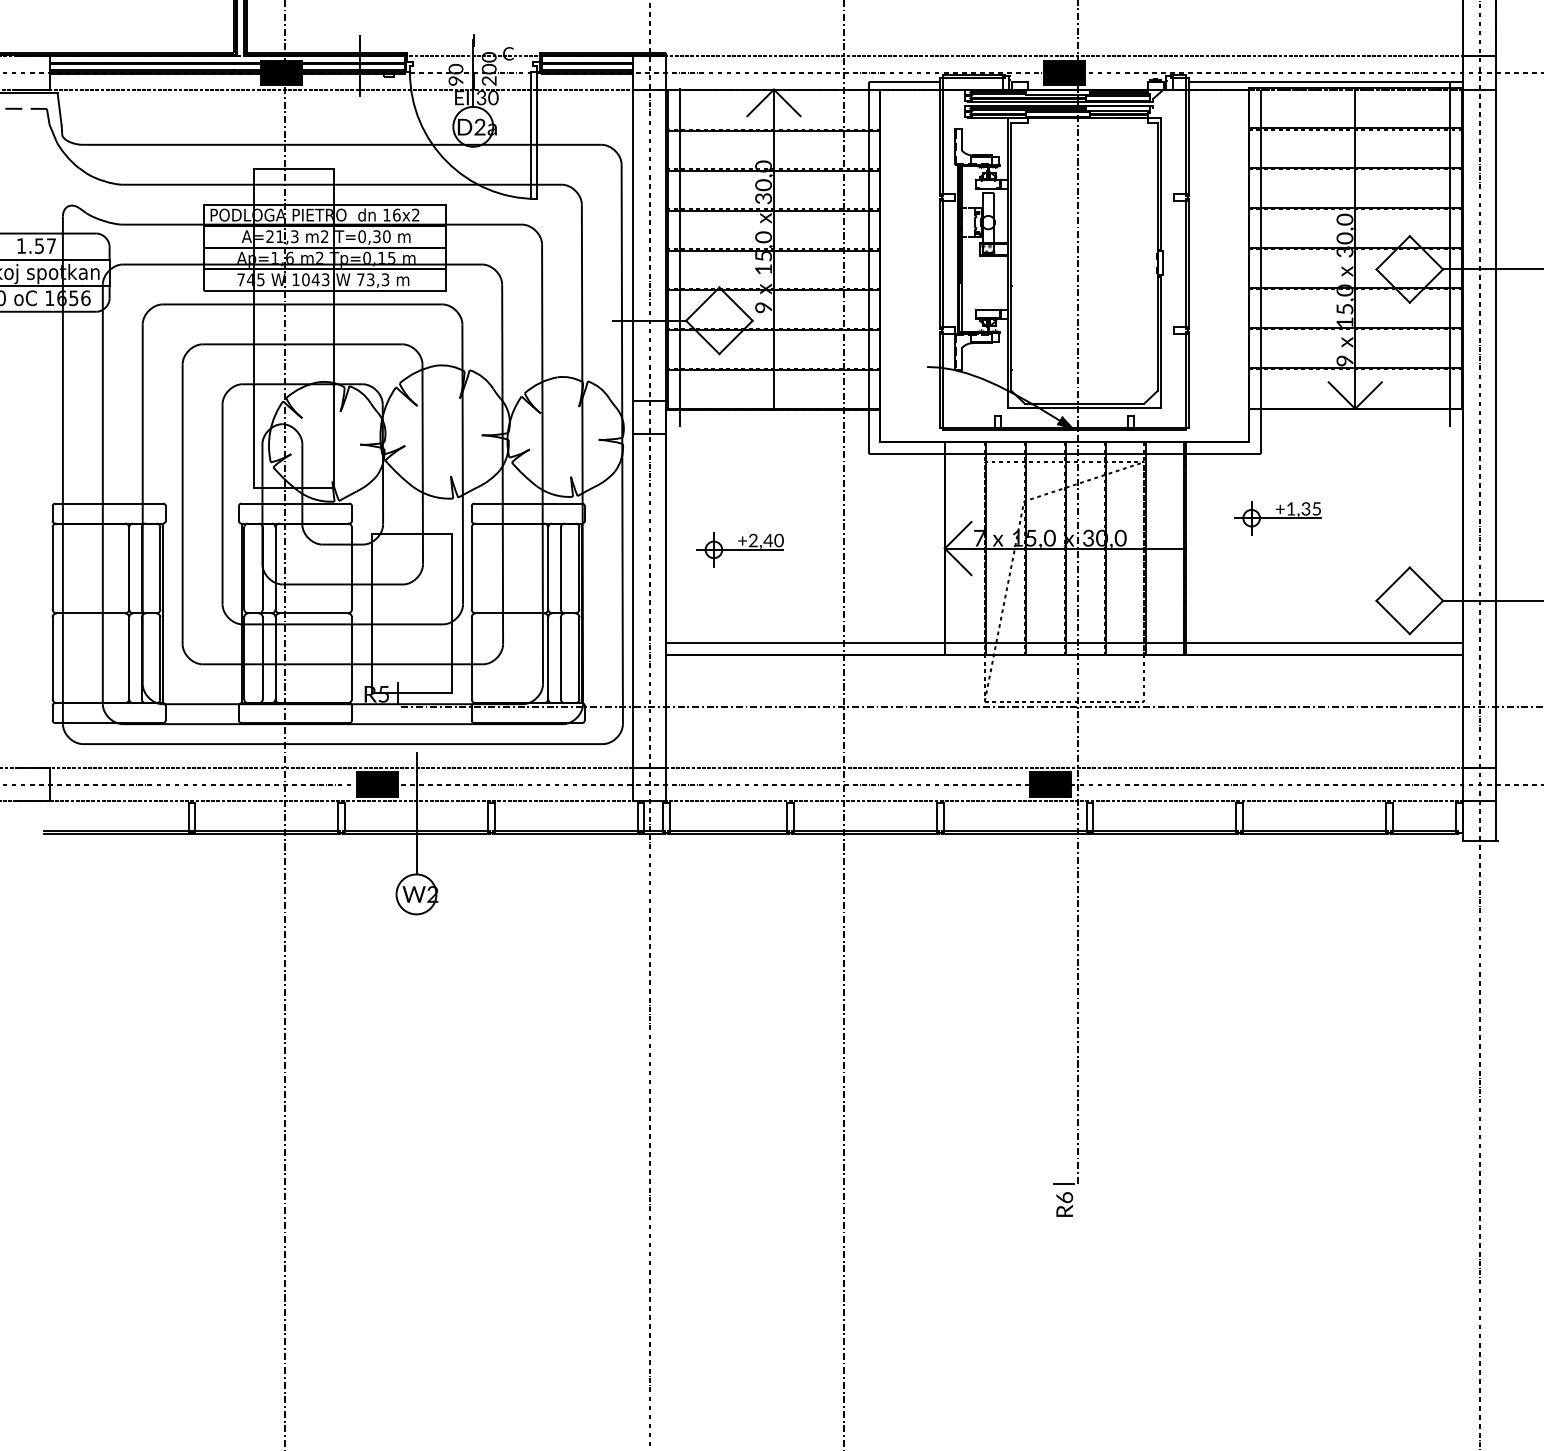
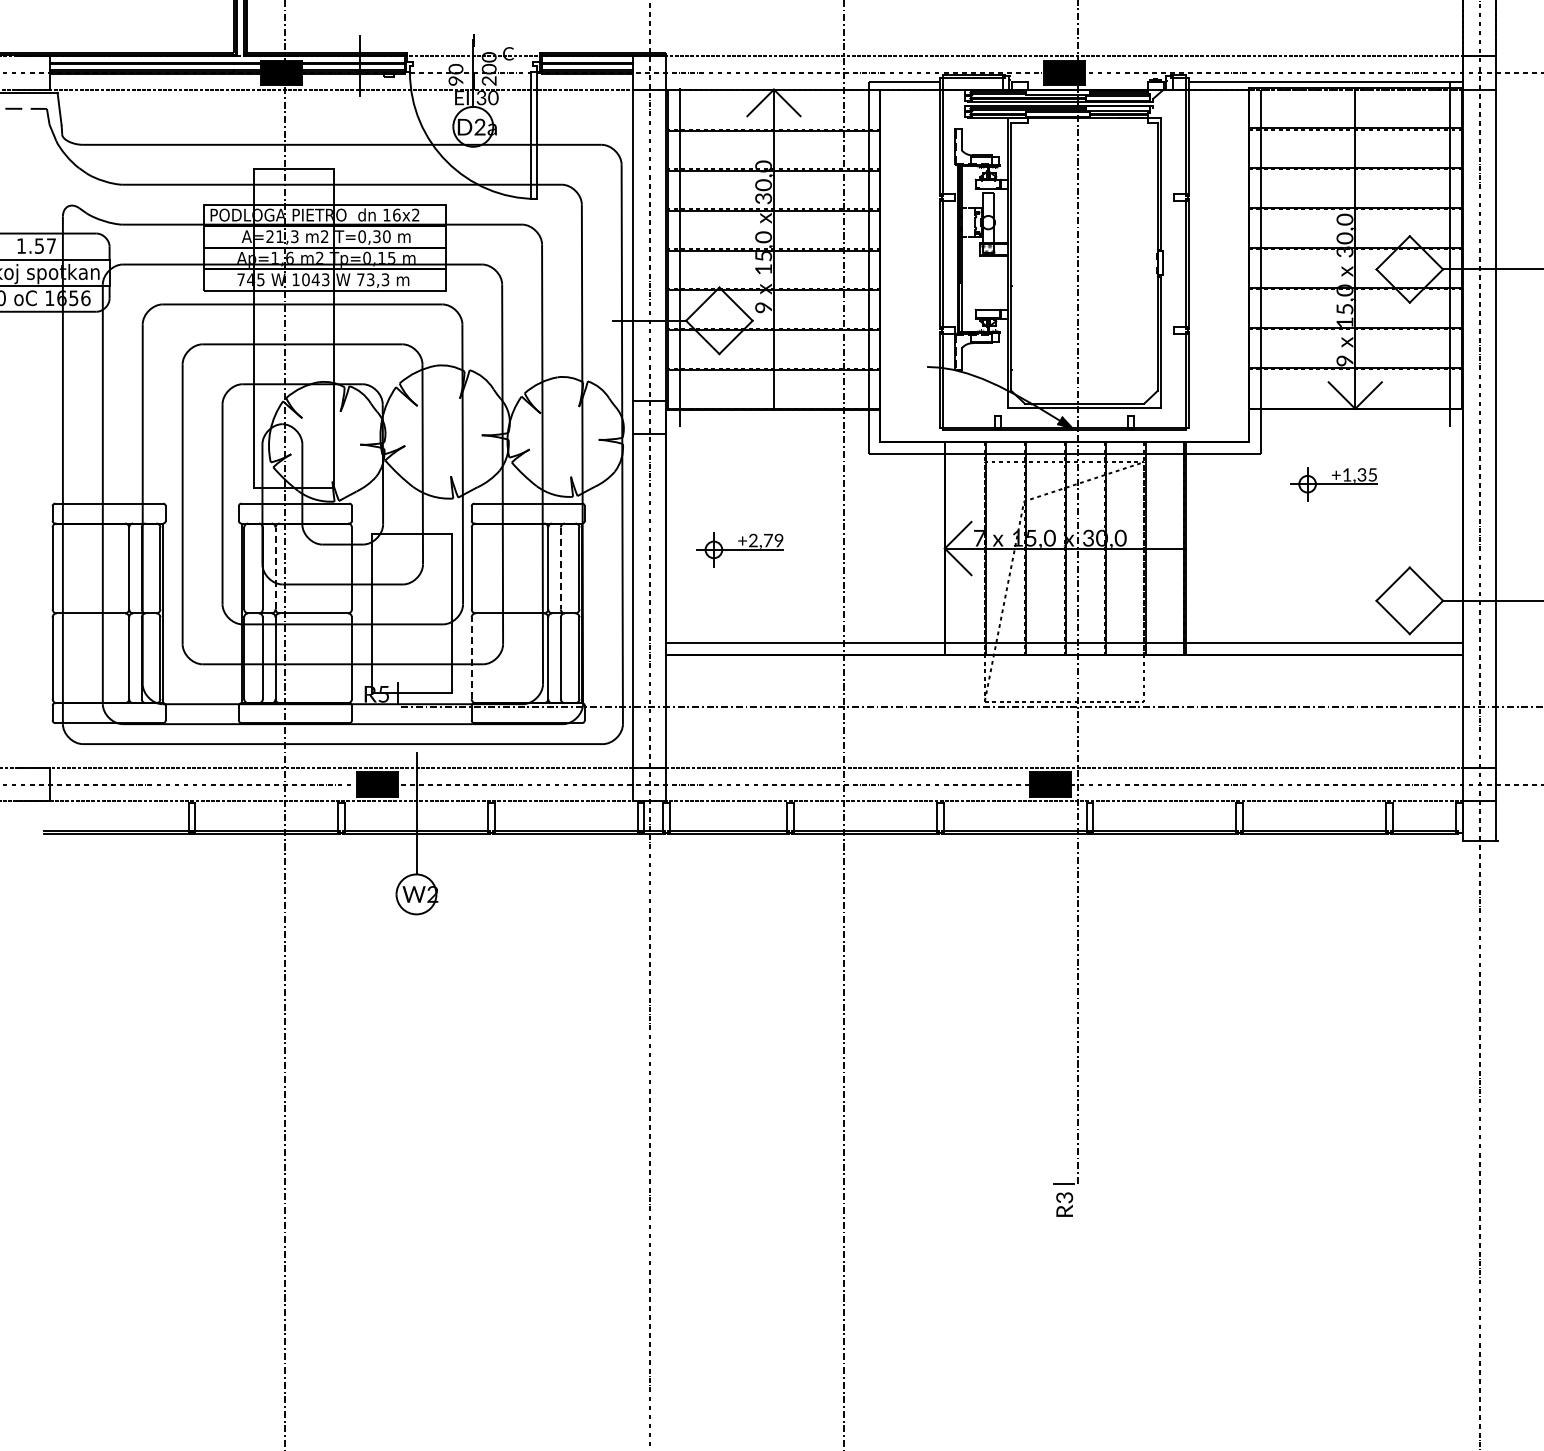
part position: (1277, 518) -> (1333, 484) (1333, 484)
text: +2,40 -> +2,79 (773, 540)
line: solid -> dashed (275, 568)
line: solid -> dashed (560, 568)
line: solid -> dashed (471, 658)
text: R6 -> R3 (1064, 1197)
